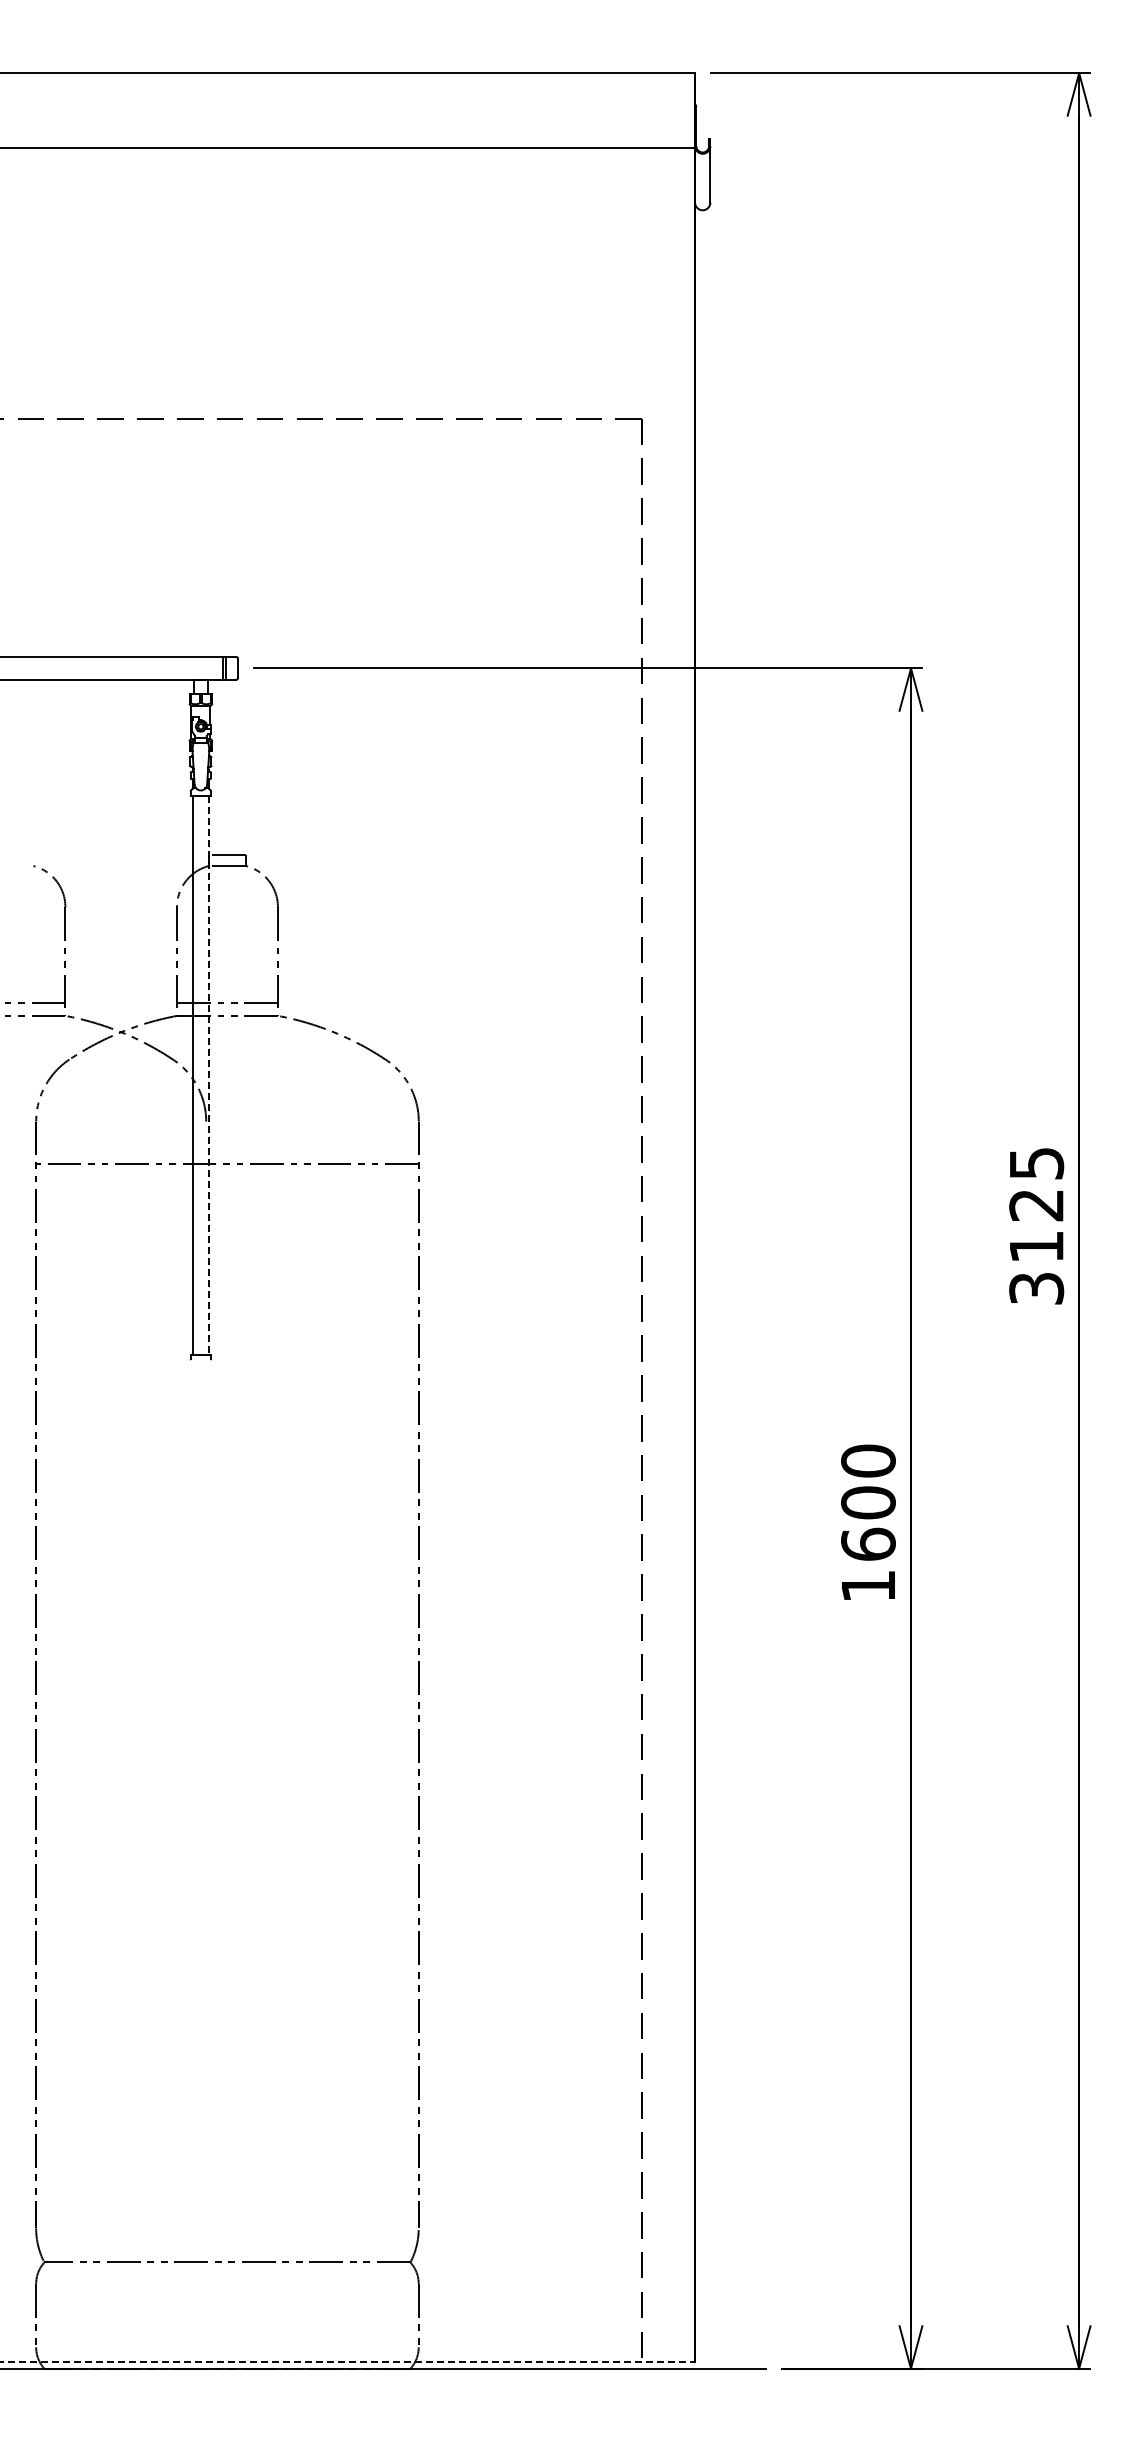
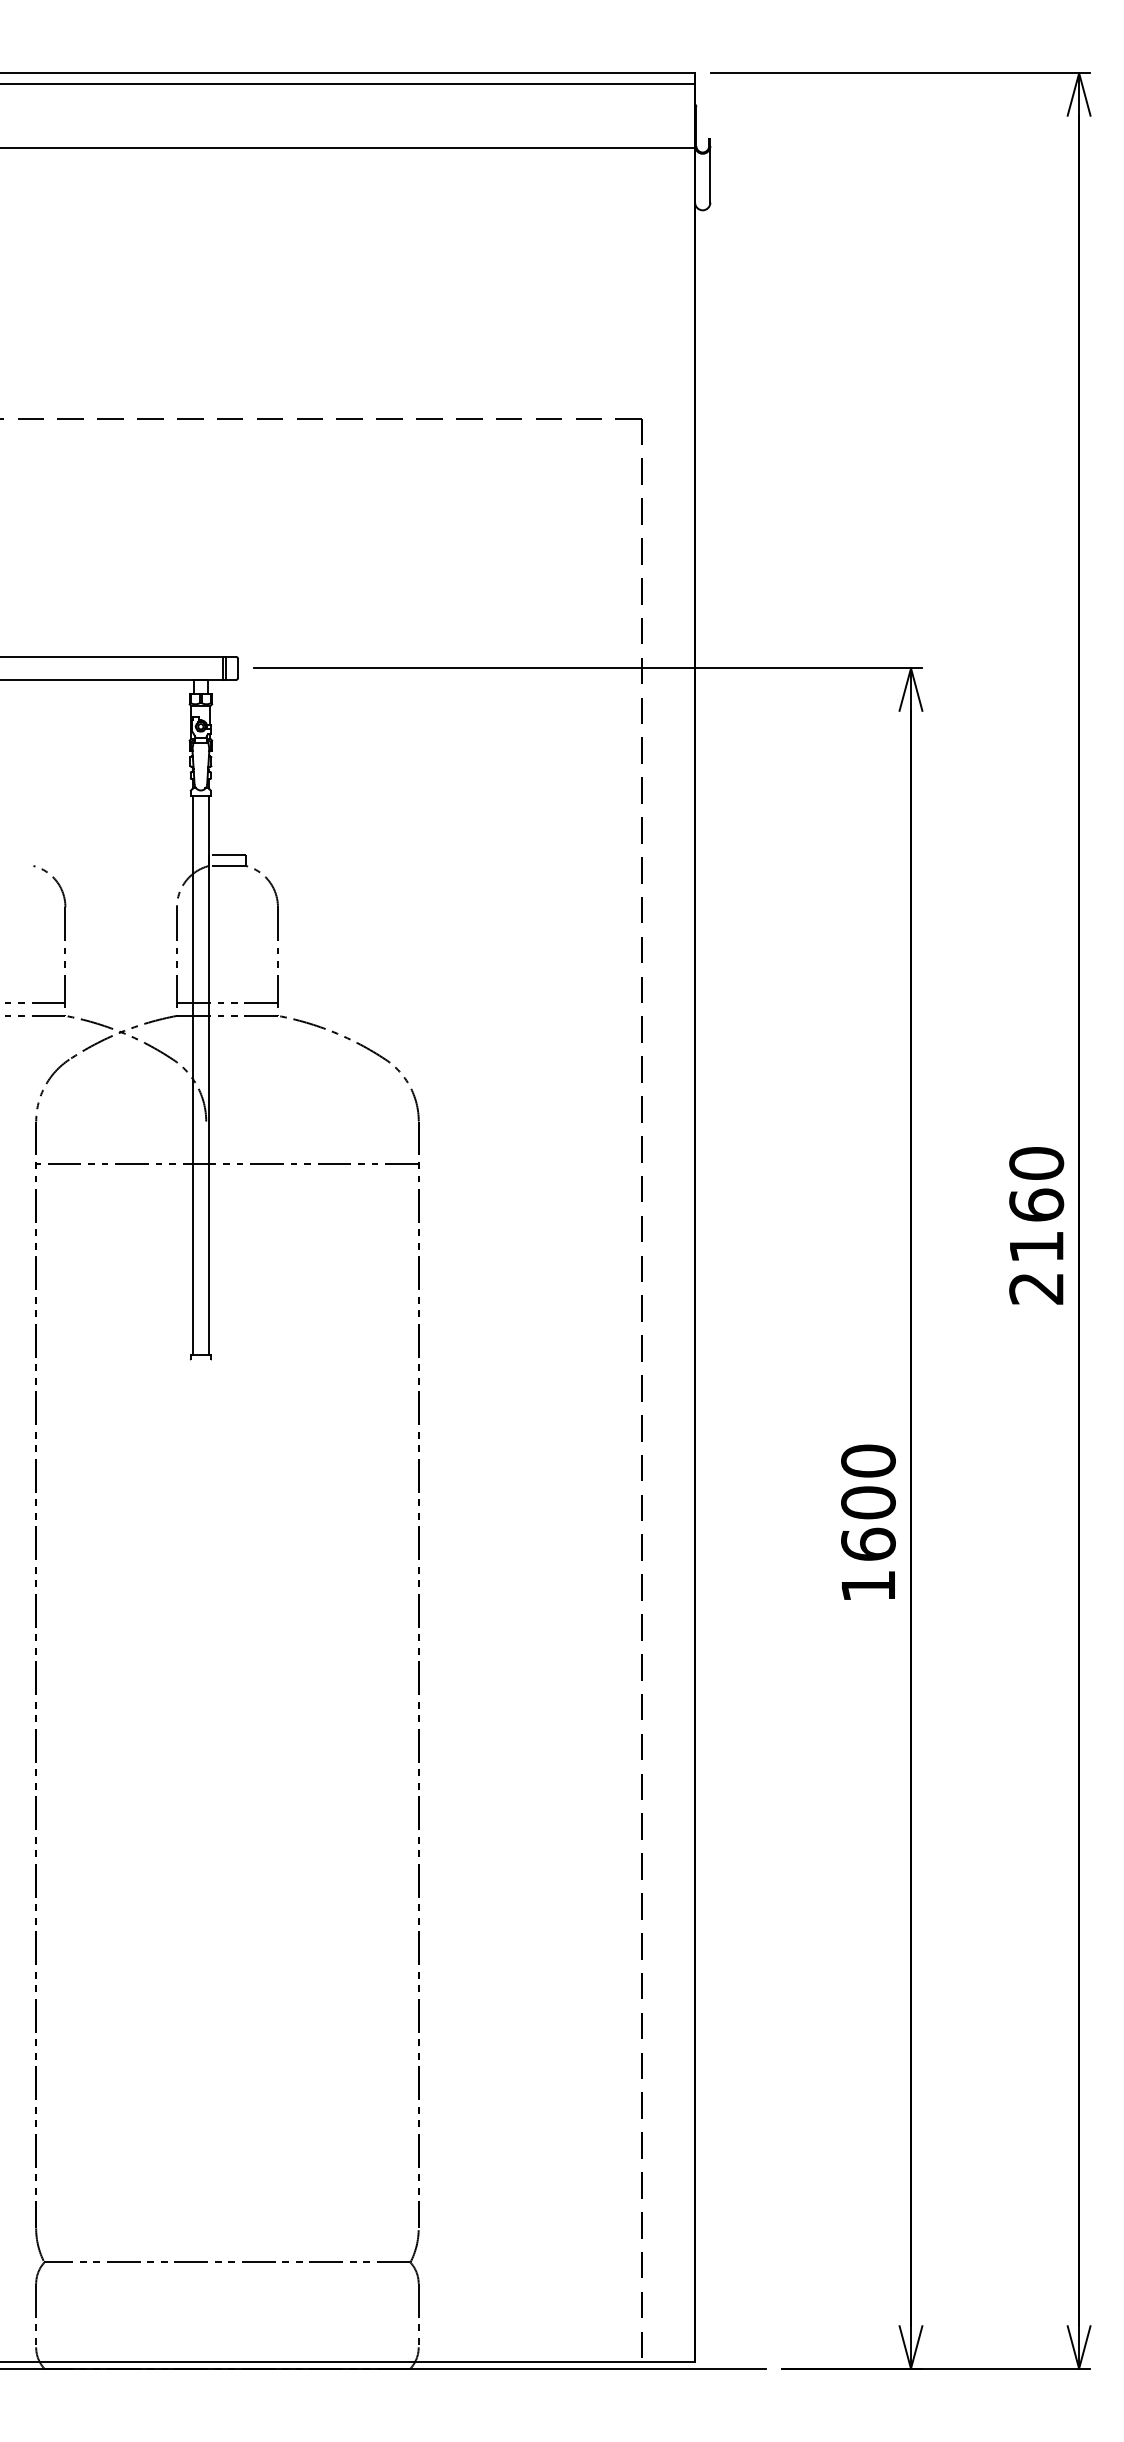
line: none -> present (348, 83)
line: dashed -> solid (209, 1075)
text: 3125 -> 2160 (1036, 1225)
line: dashed -> solid (348, 2362)
